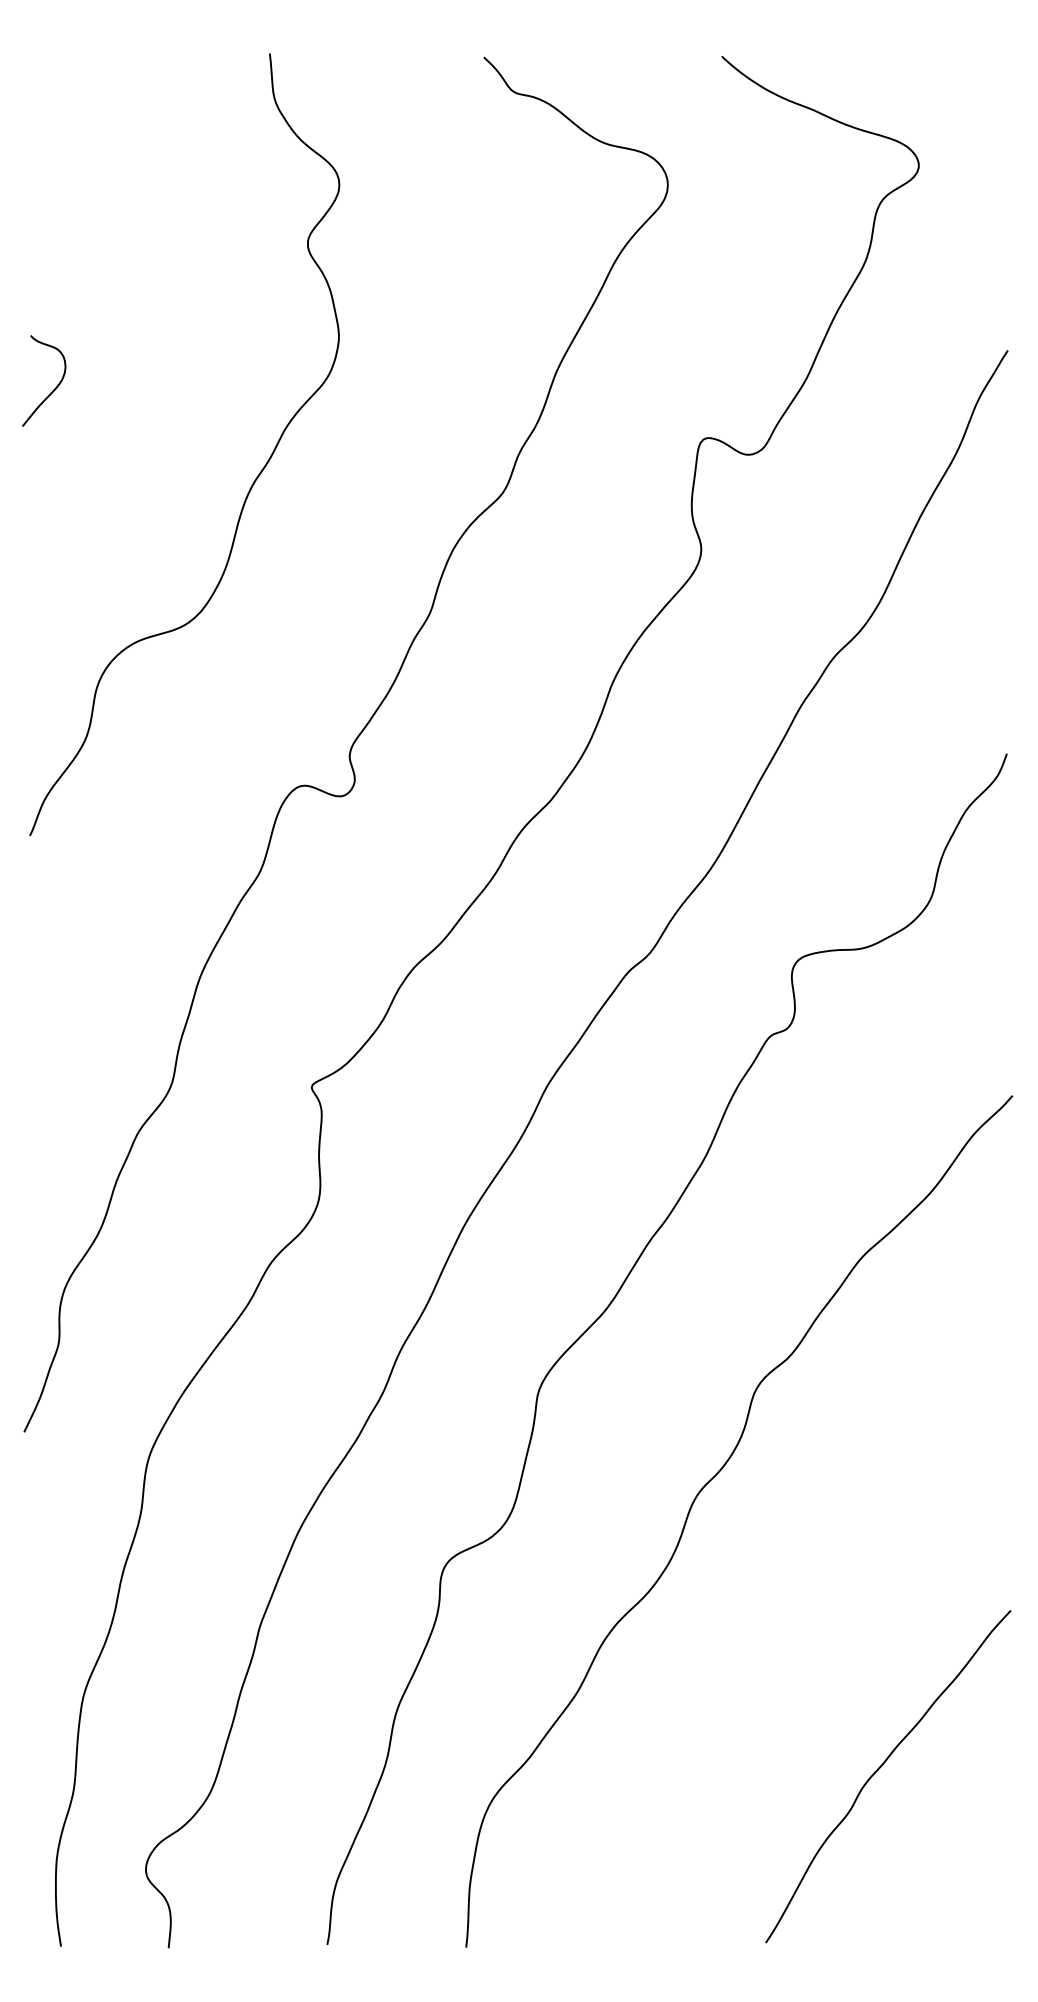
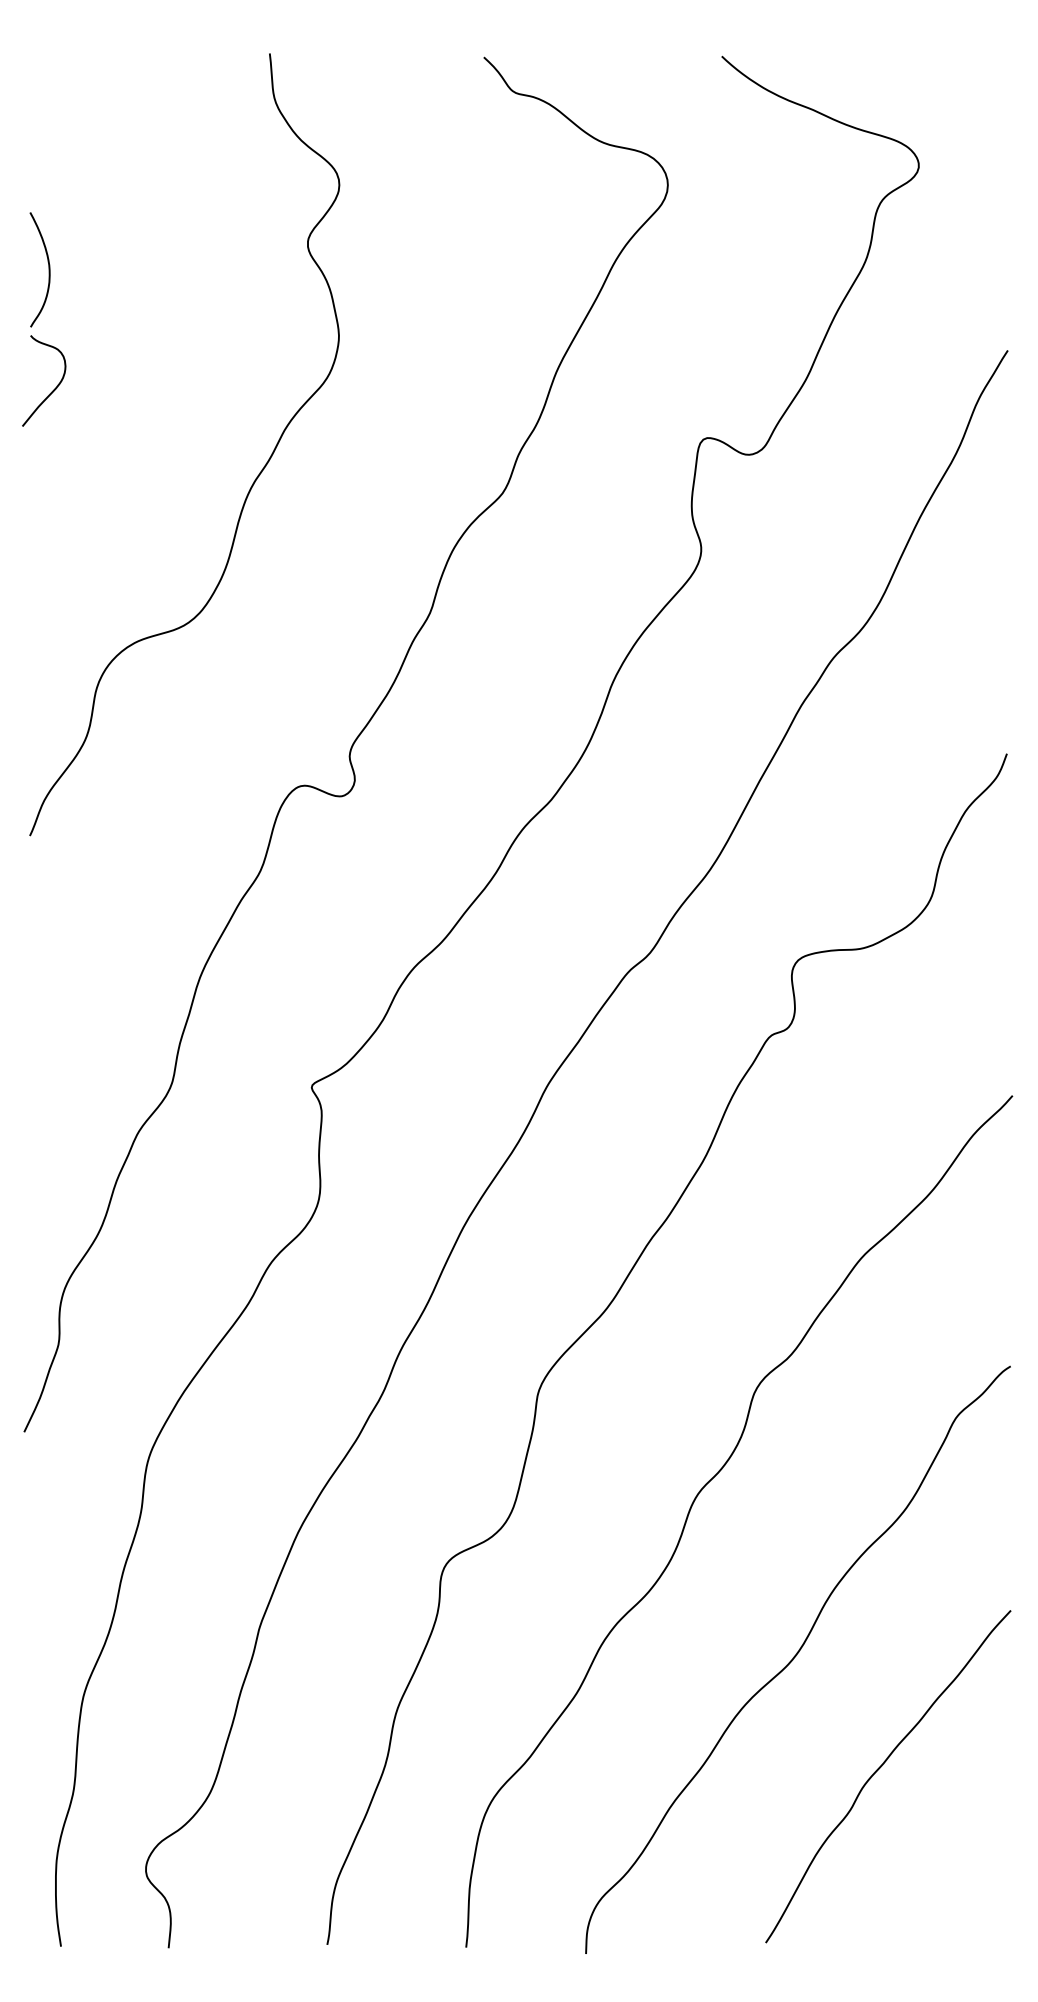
curve: none -> present (48, 269)
curve: none -> present (795, 1657)
